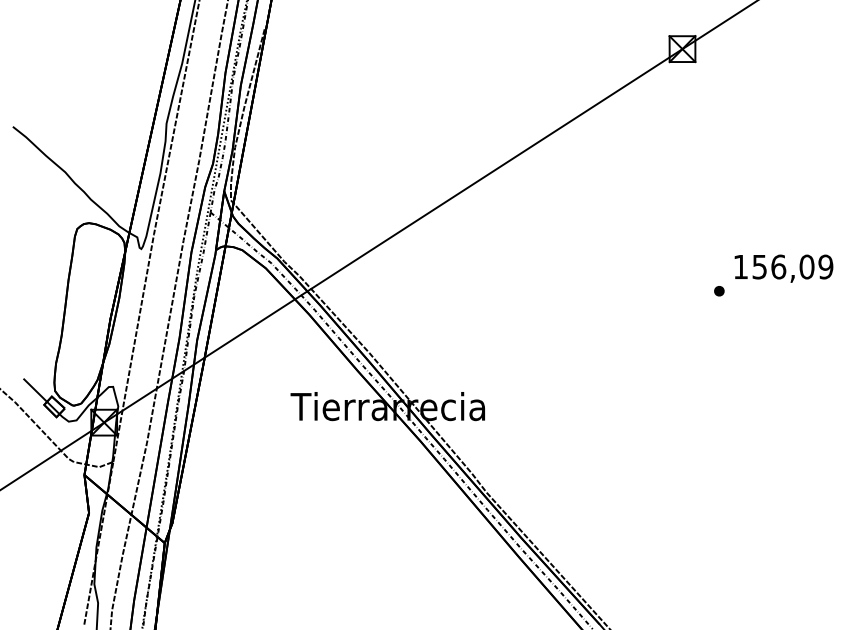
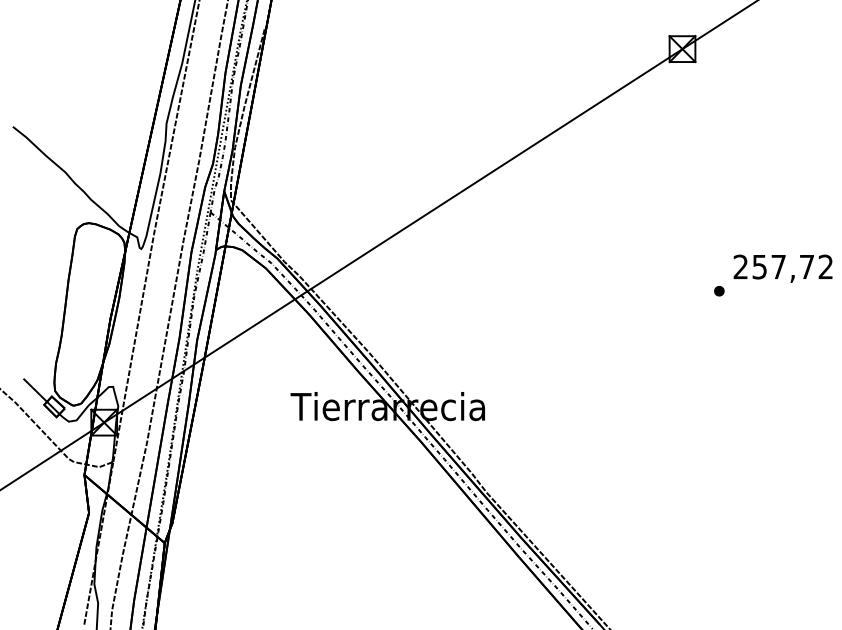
text: 156,09 -> 257,72 (783, 266)
